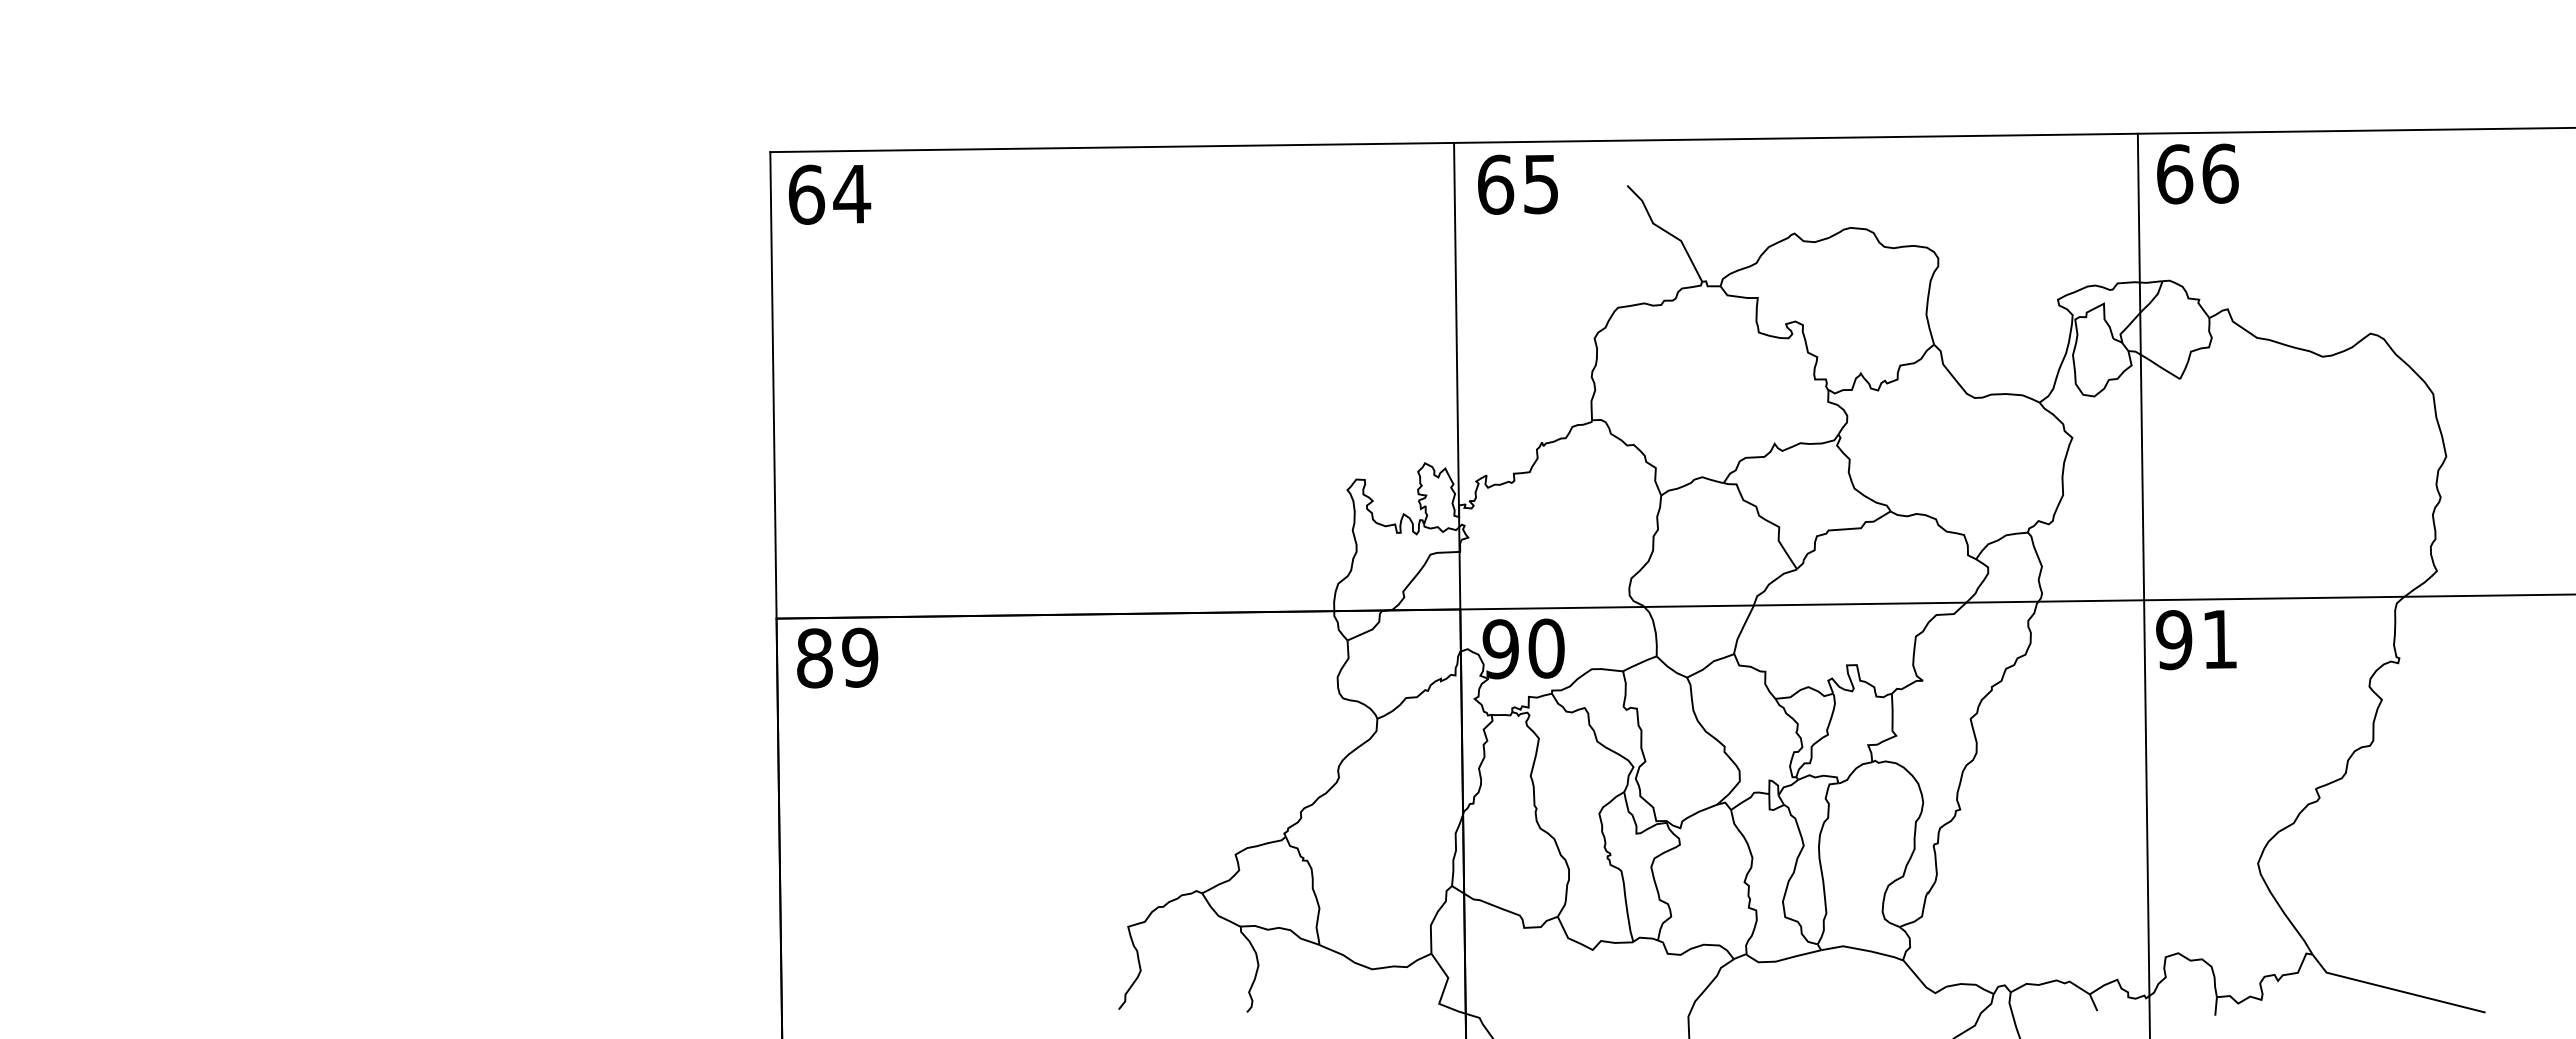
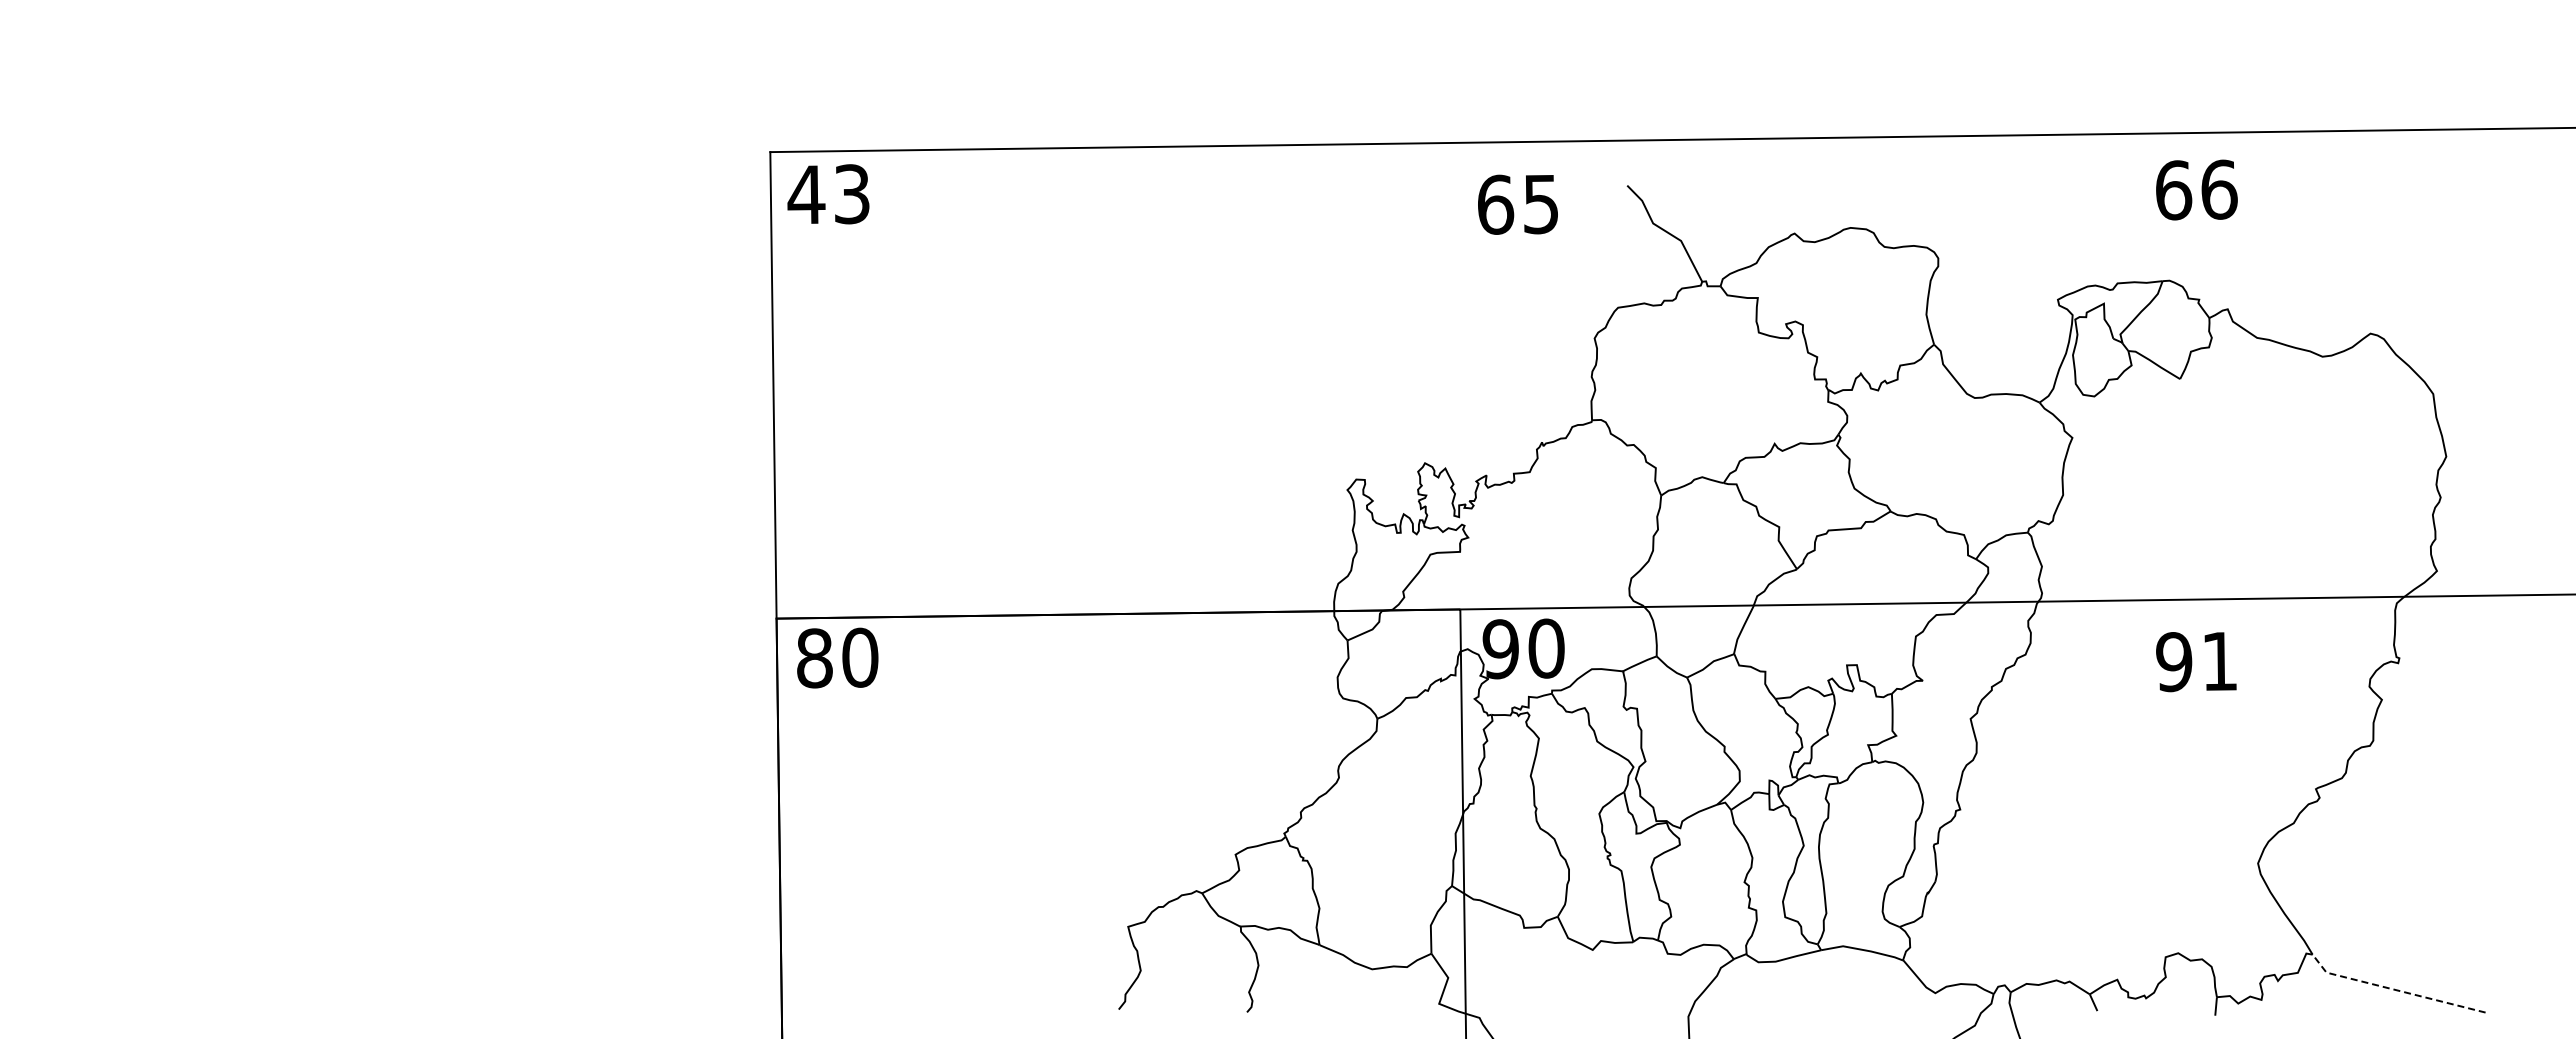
text position: (2197, 173) -> (2196, 189) (2196, 189)
text position: (1517, 184) -> (1517, 204) (1517, 204)
text: 64 -> 43 (829, 194)
line: present -> none (2143, 584)
line: present -> none (1460, 588)
text position: (2196, 640) -> (2196, 662) (2196, 662)
text: 89 -> 80 (860, 657)
line: solid -> dashed (2394, 989)
